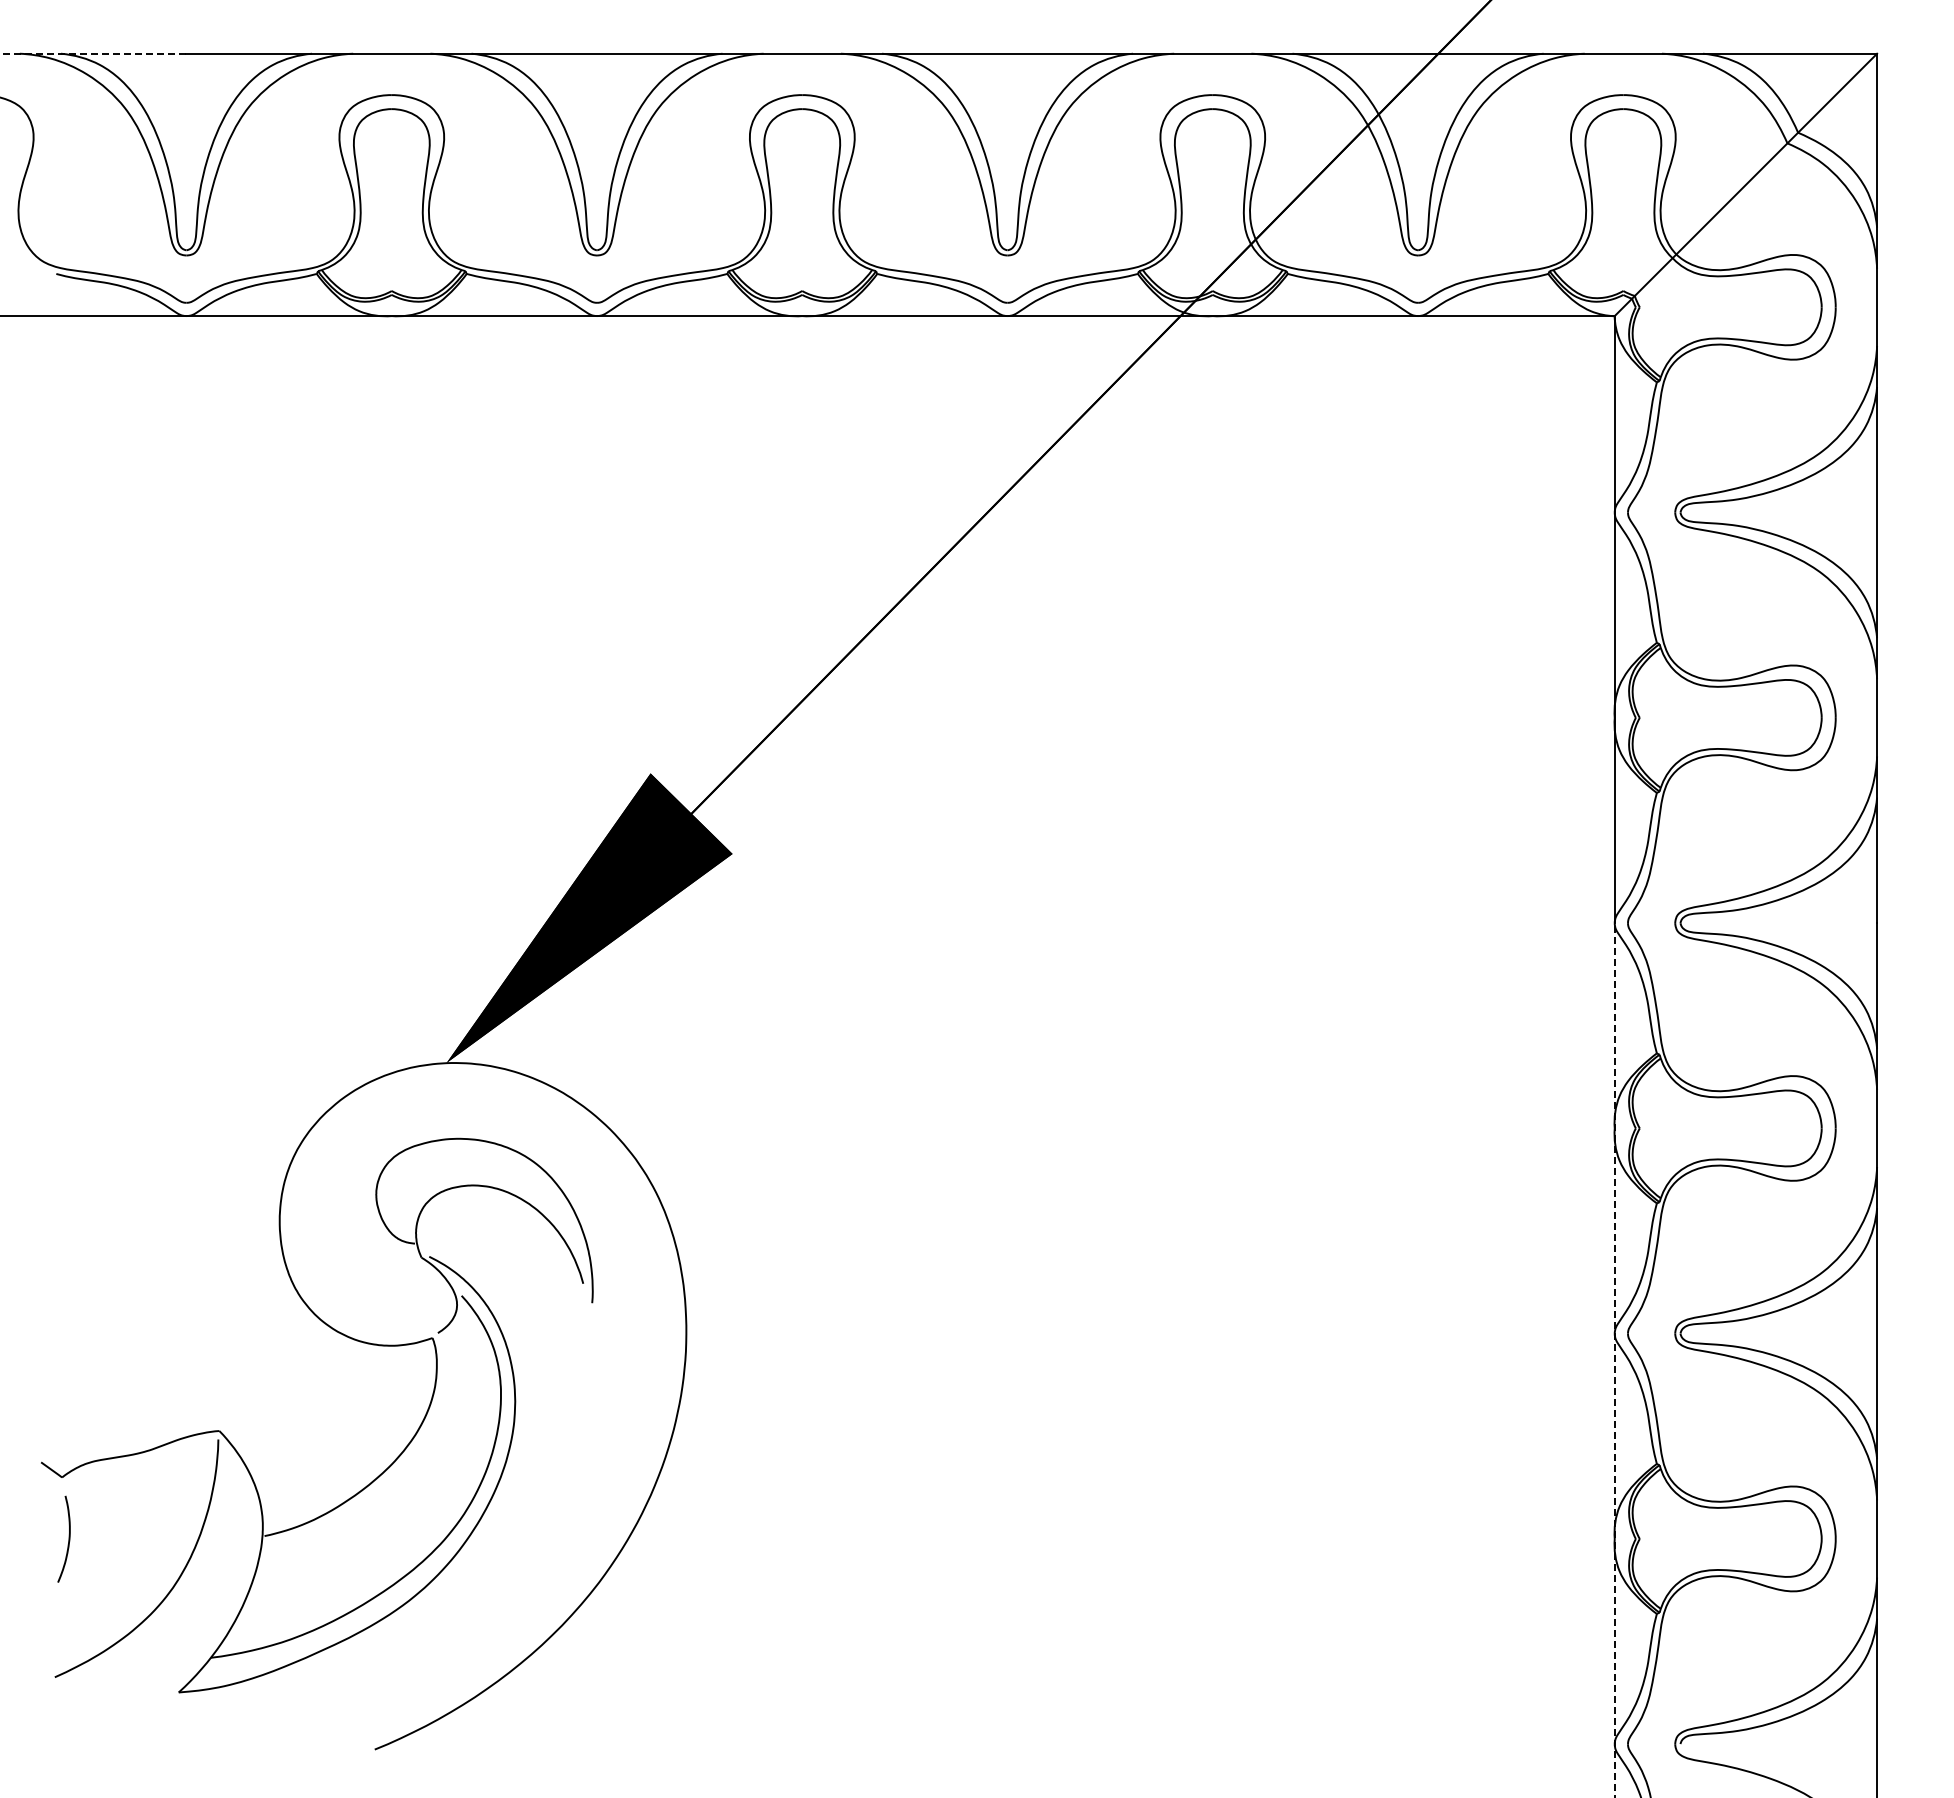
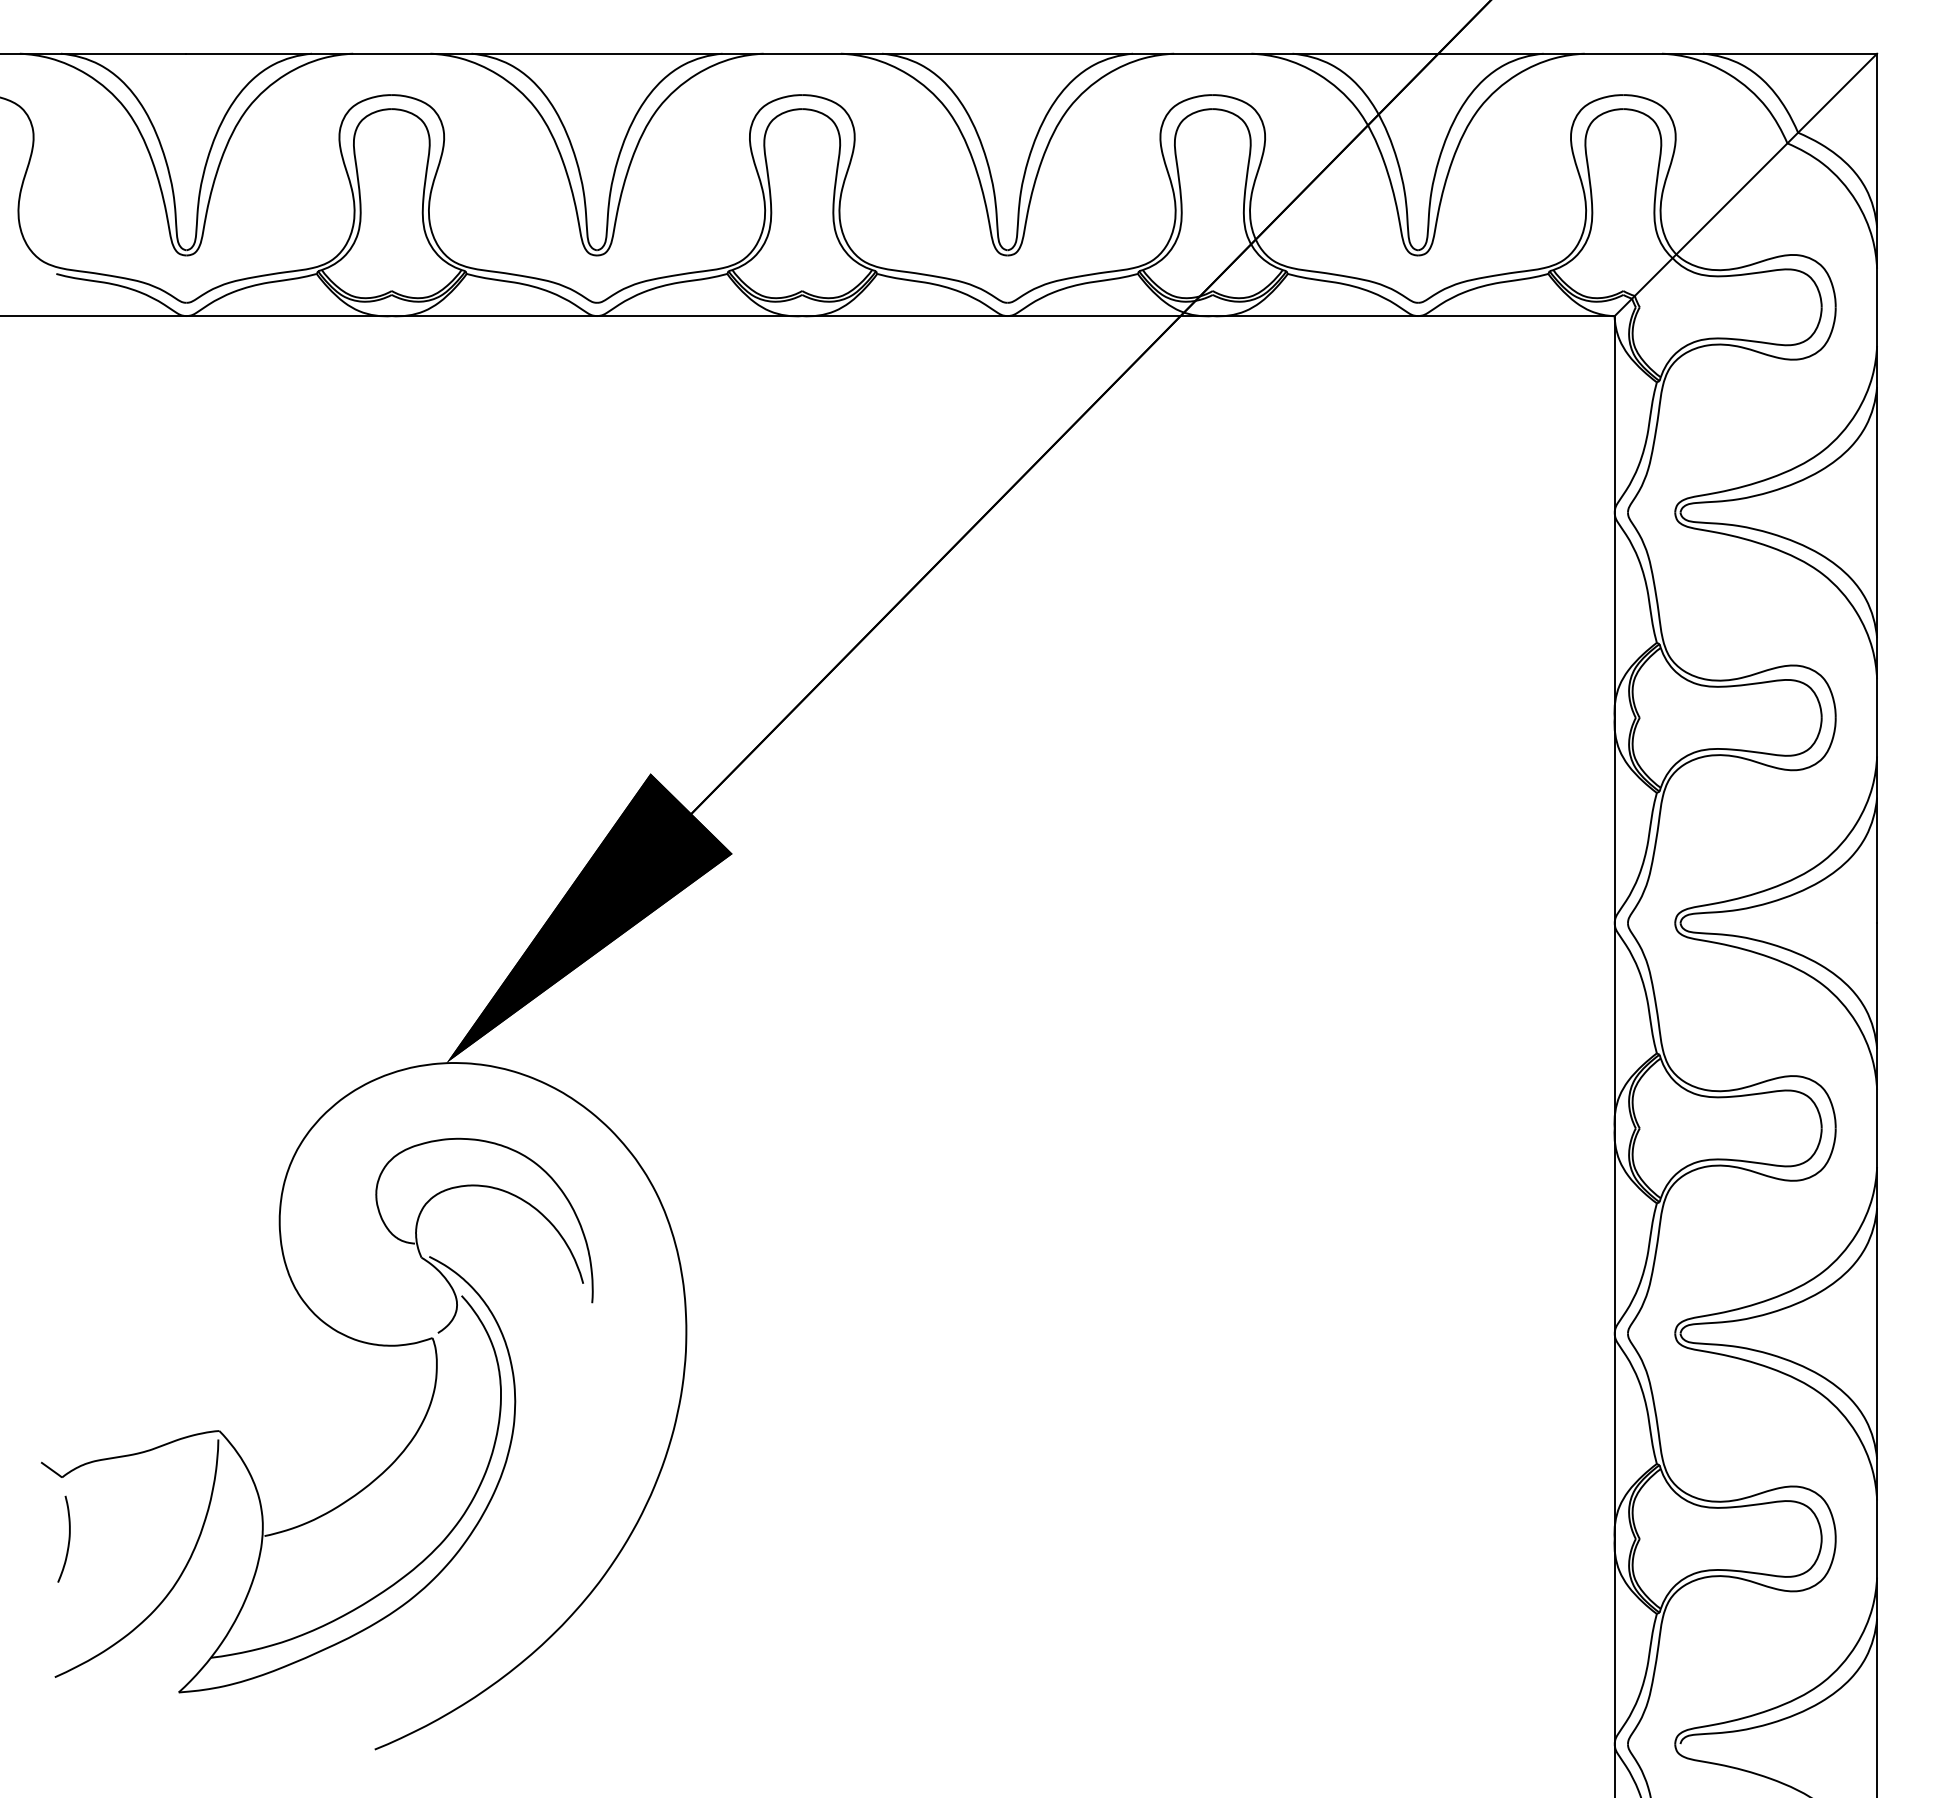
line: dashed -> solid (93, 53)
line: dashed -> solid (1614, 1359)
